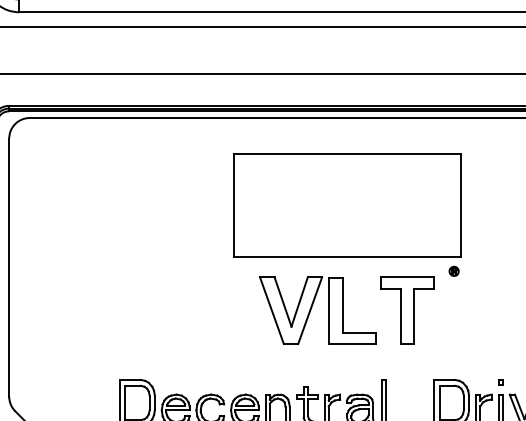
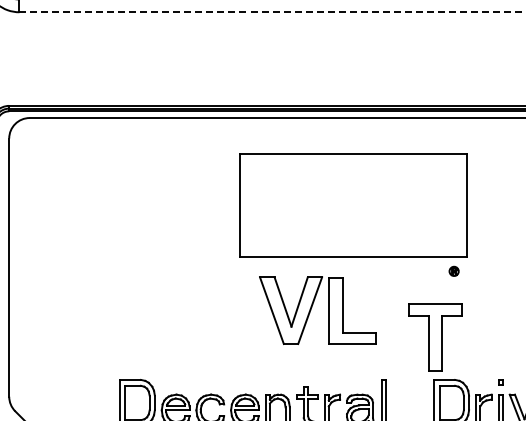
line: solid -> dashed (273, 12)
line: present -> none (262, 27)
line: present -> none (262, 74)
part position: (347, 205) -> (353, 205) (353, 205)
part position: (407, 310) -> (435, 337) (435, 337)
